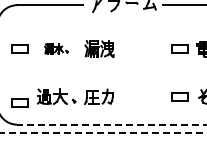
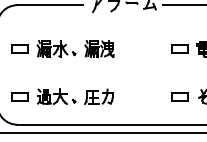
part size: 25x12 px -> 41x18 px (56, 48)
part position: (19, 102) -> (19, 96) (19, 96)
line: dashed -> solid (111, 124)
line: dashed -> solid (103, 132)
